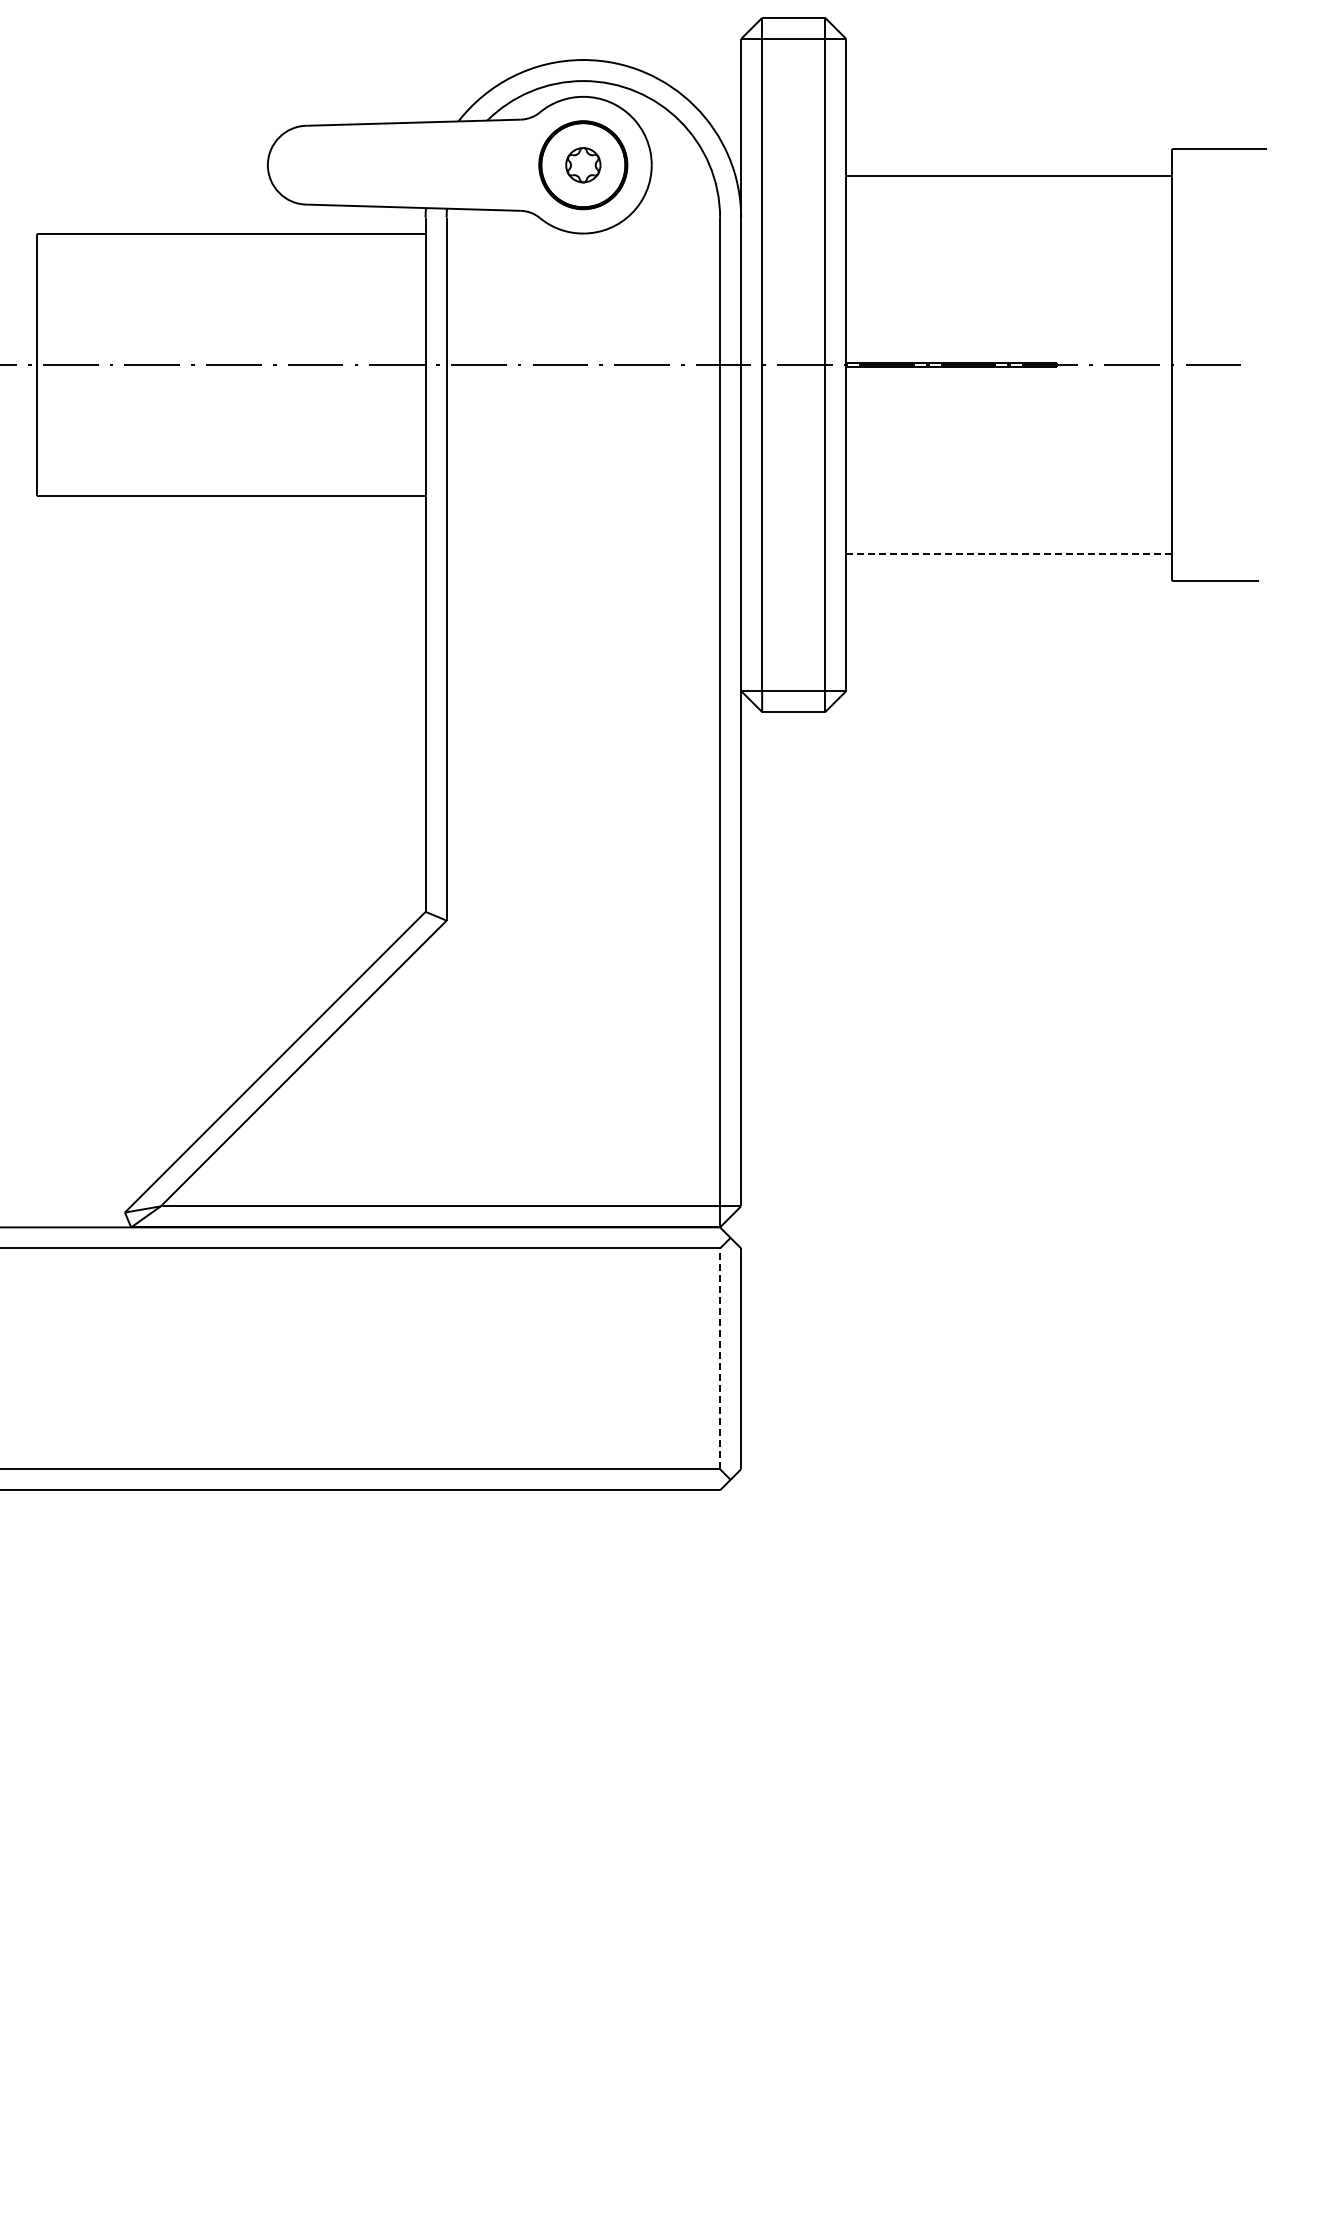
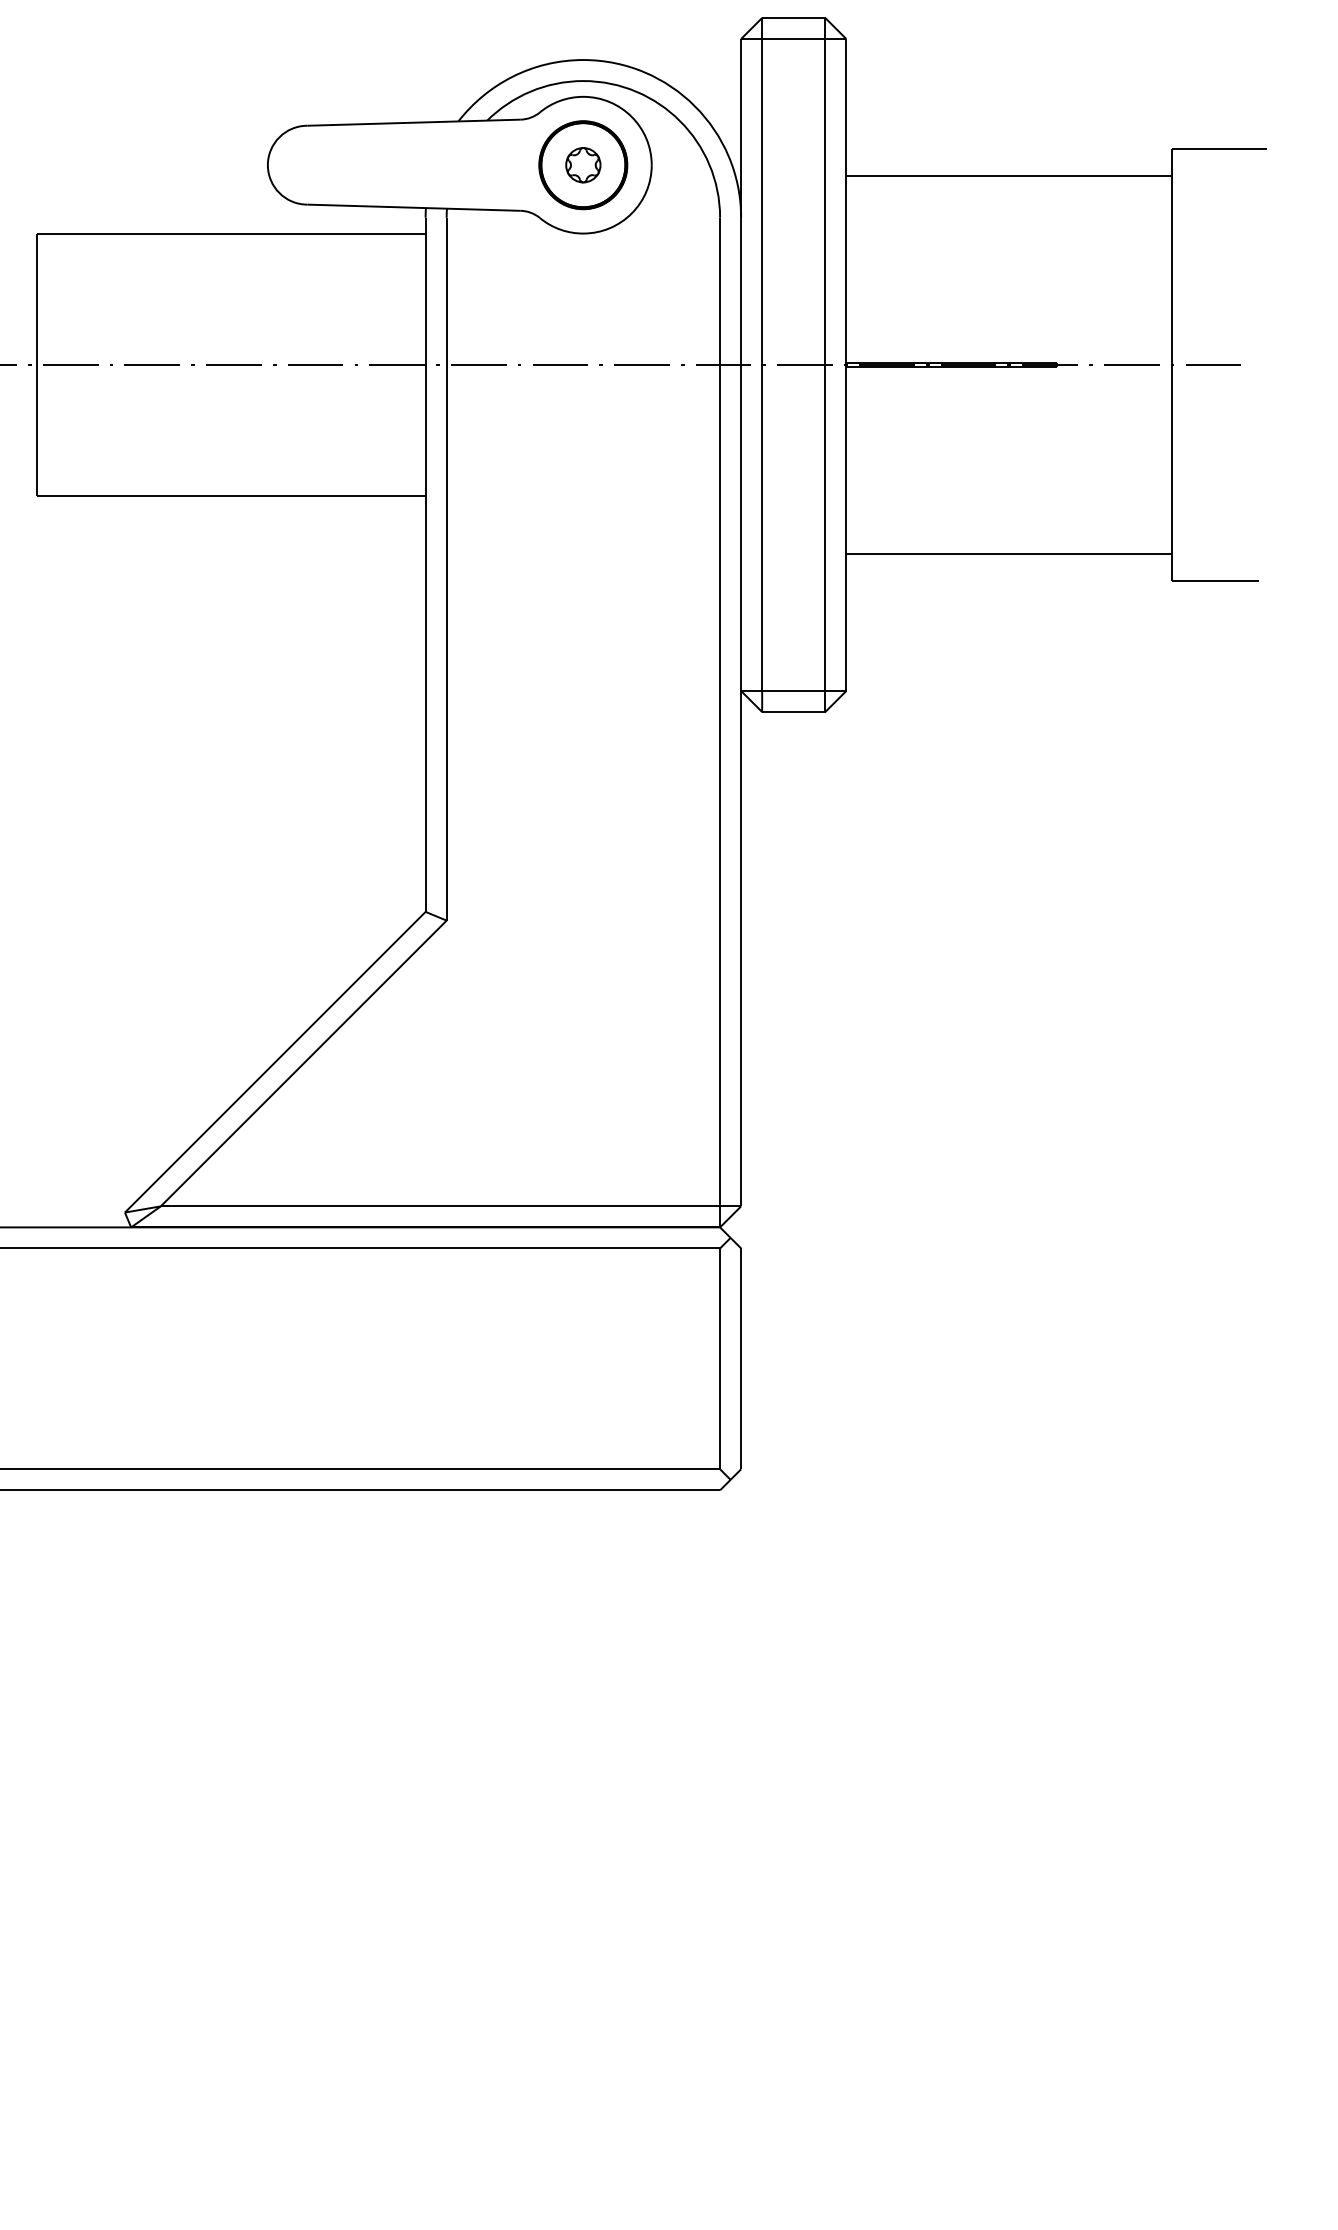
line: dashed -> solid (1009, 554)
line: dashed -> solid (720, 1358)
